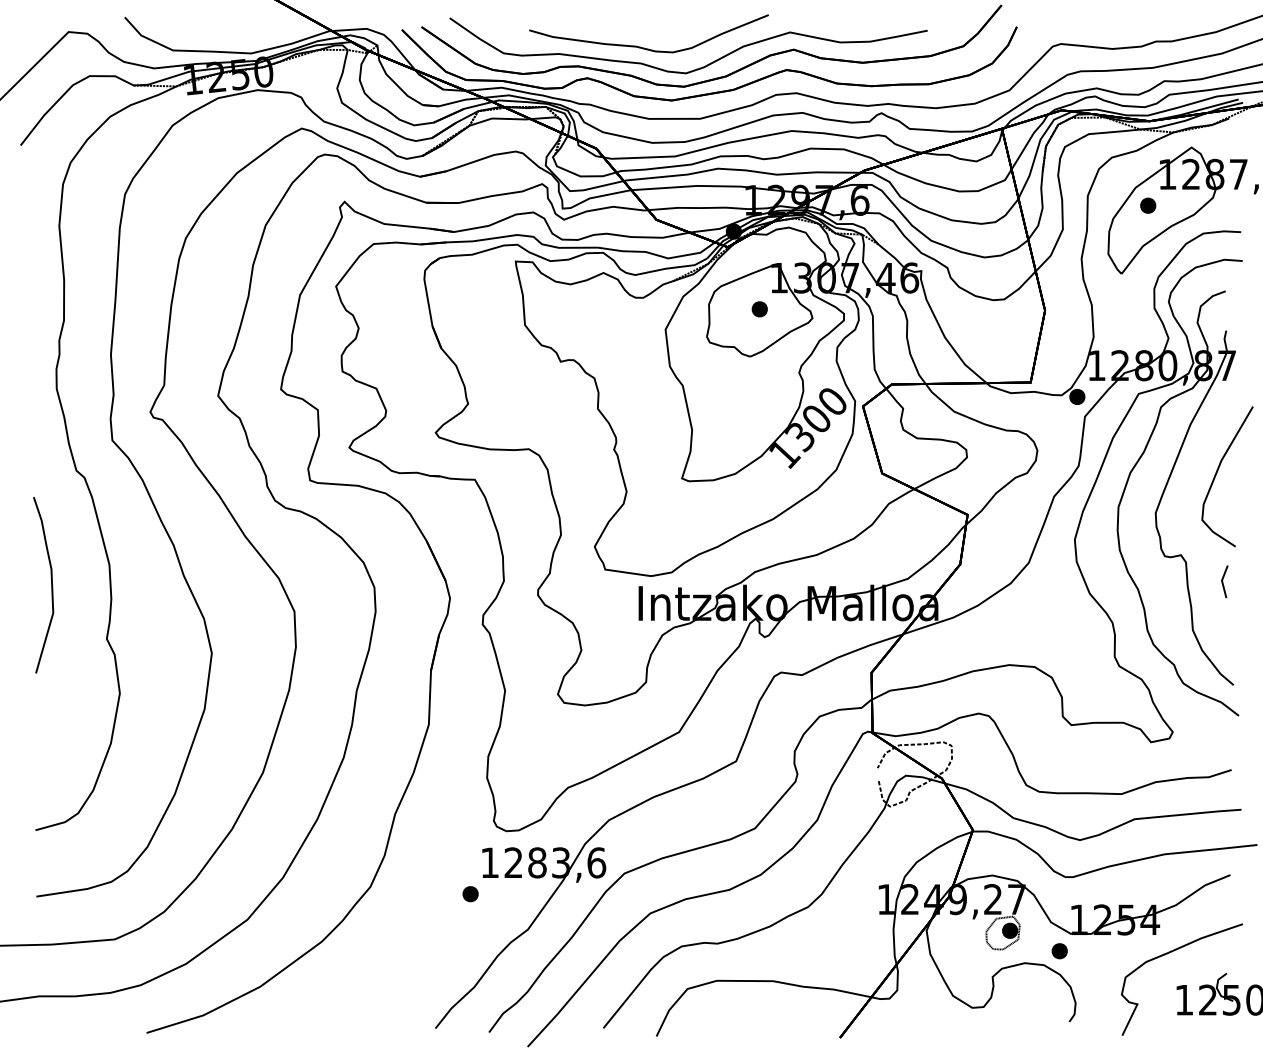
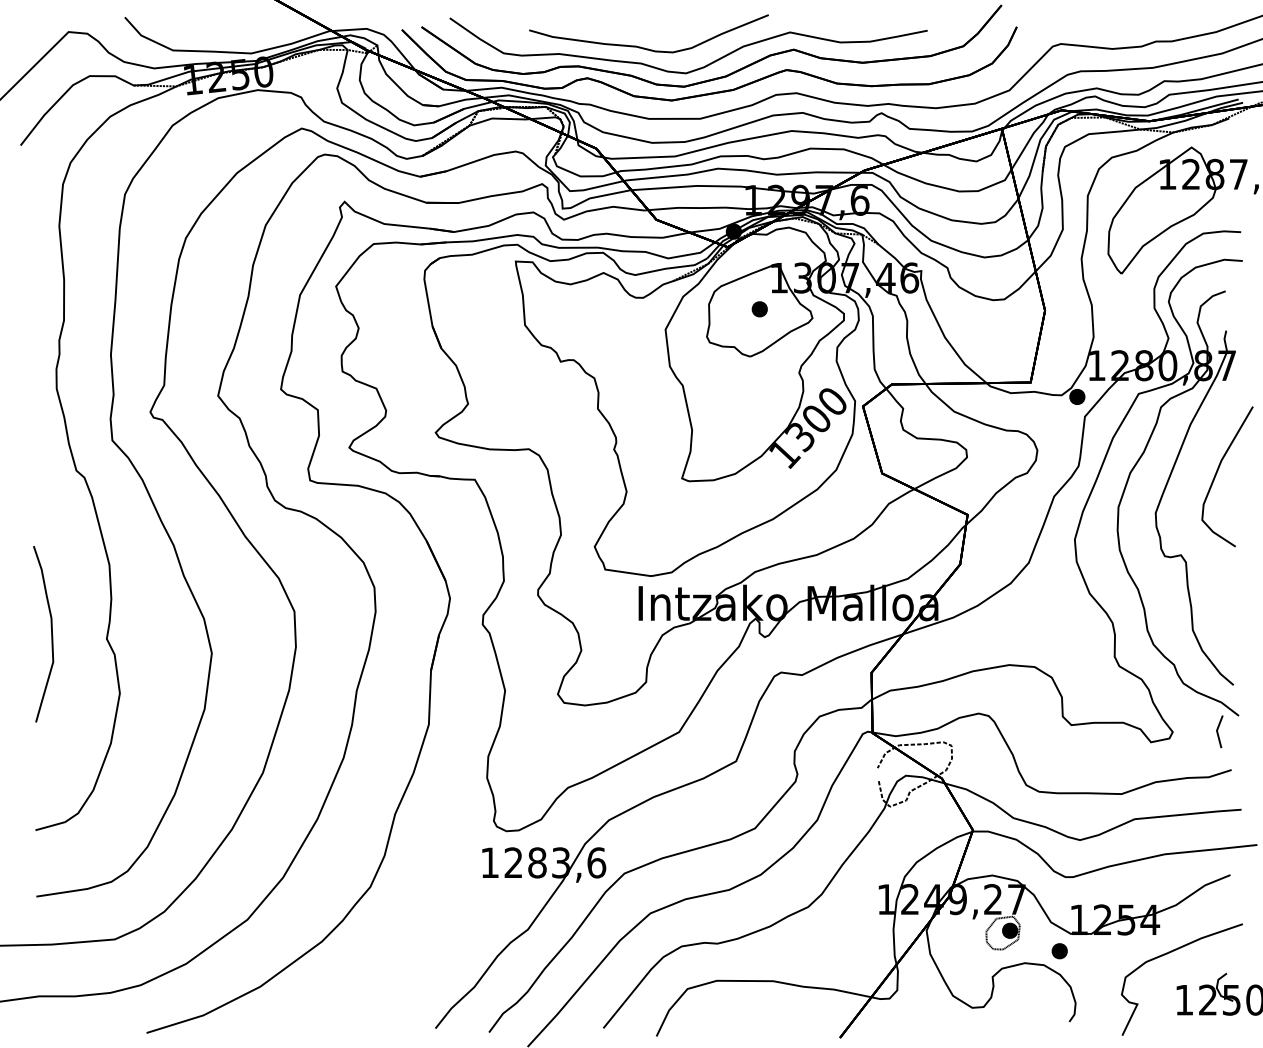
part: present -> none (1148, 205)
line position: (1223, 581) -> (1218, 731) (1218, 731)
curve position: (51, 585) -> (51, 634) (51, 634)
part: present -> none (470, 894)
